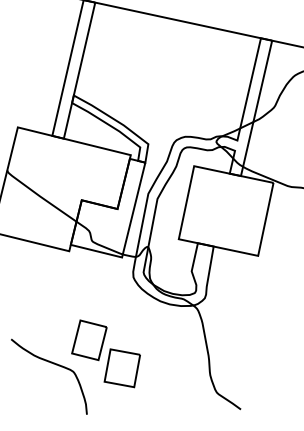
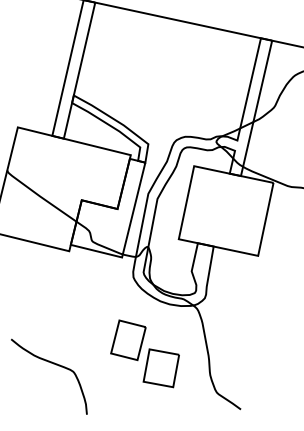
part position: (105, 353) -> (144, 353) (144, 353)
